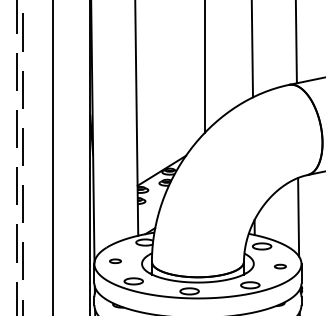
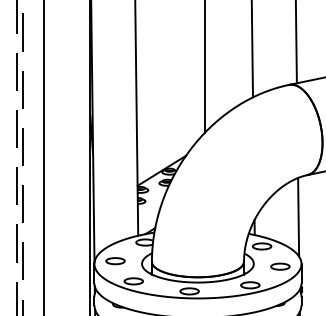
line position: (52, 157) -> (43, 157) (43, 157)
part size: 13x6 px -> 21x9 px (115, 261)
part size: 13x7 px -> 21x9 px (280, 266)
